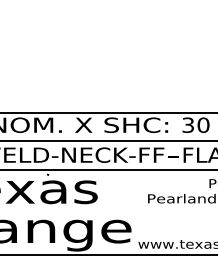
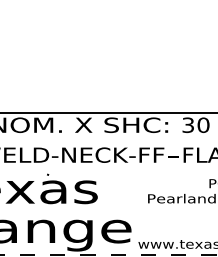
line: present -> none (108, 141)
line: present -> none (108, 169)
line: solid -> dashed (109, 254)
